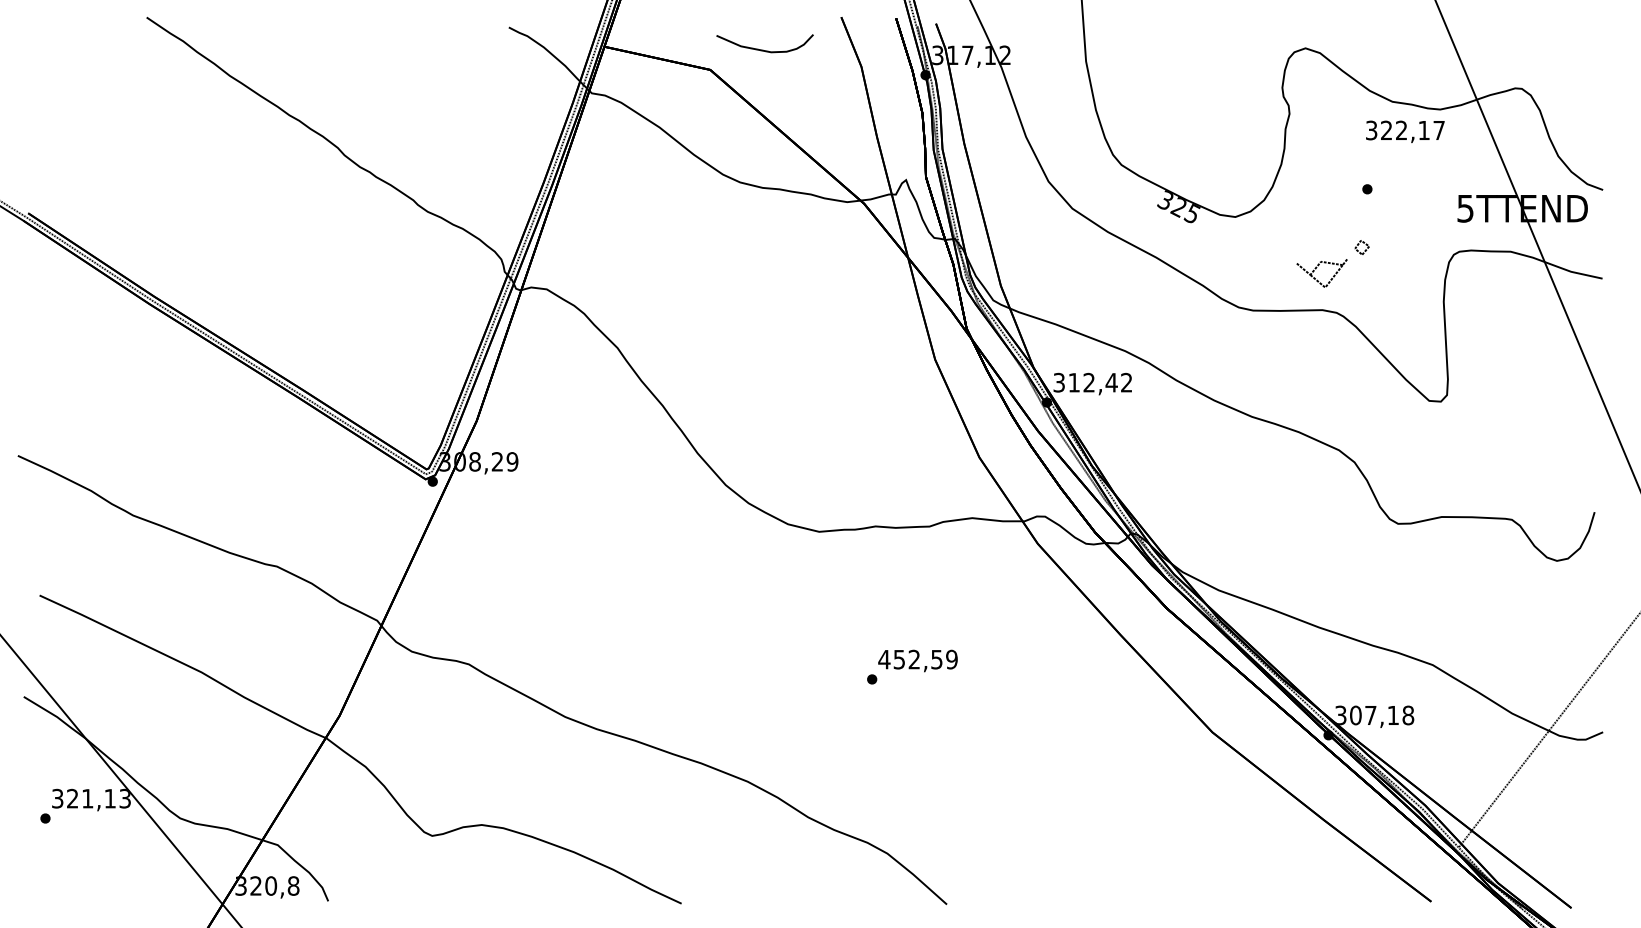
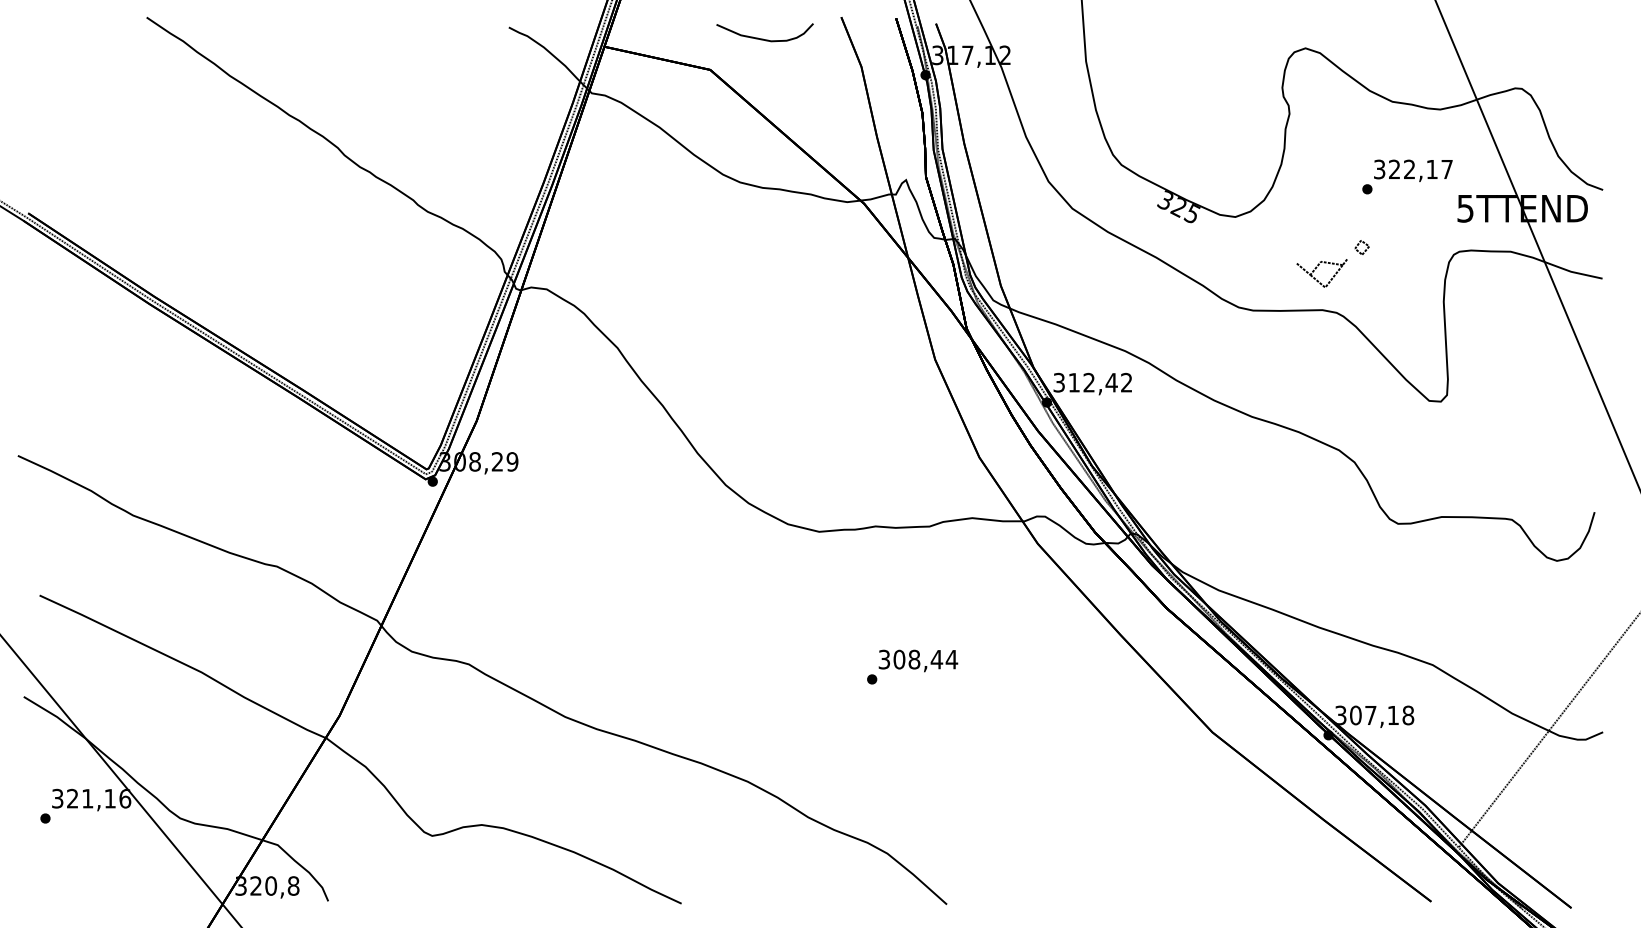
curve position: (763, 49) -> (763, 38) (763, 38)
text position: (1405, 131) -> (1413, 170) (1413, 170)
text: 452,59 -> 308,44 (918, 659)
text: 321,13 -> 321,16 (125, 798)
